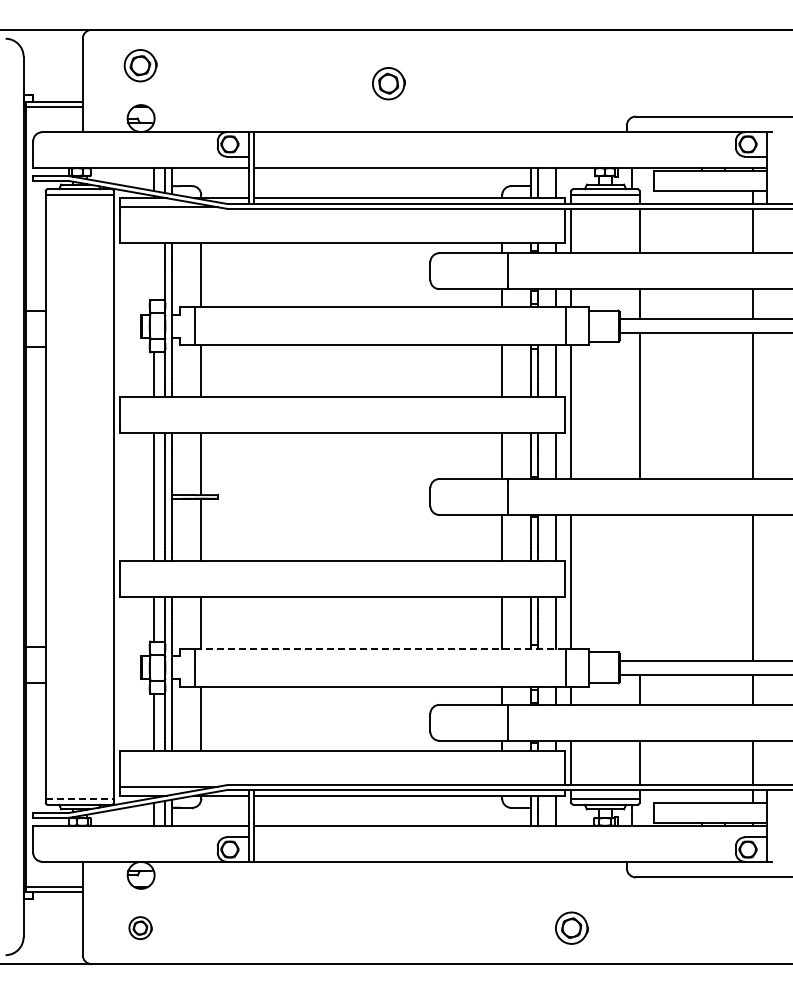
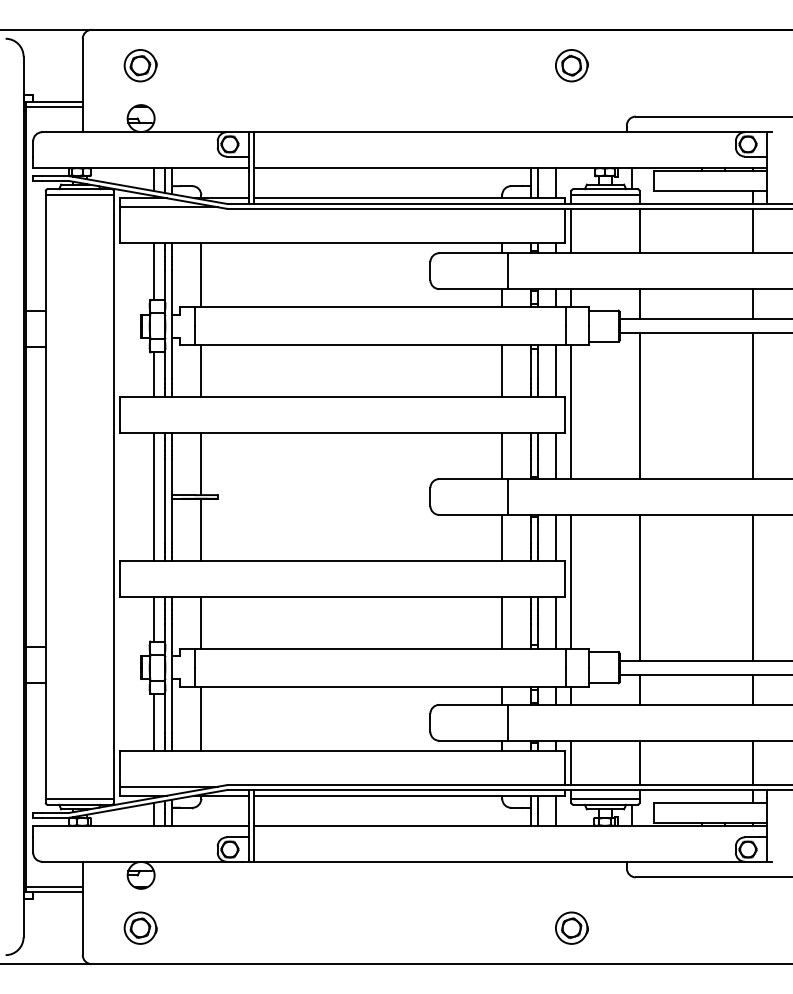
part position: (388, 83) -> (571, 65) (571, 65)
line: none -> present (153, 271)
line: none -> present (639, 587)
line: dashed -> solid (380, 649)
line: dashed -> solid (80, 798)
part size: 25x24 px -> 35x34 px (140, 927)
